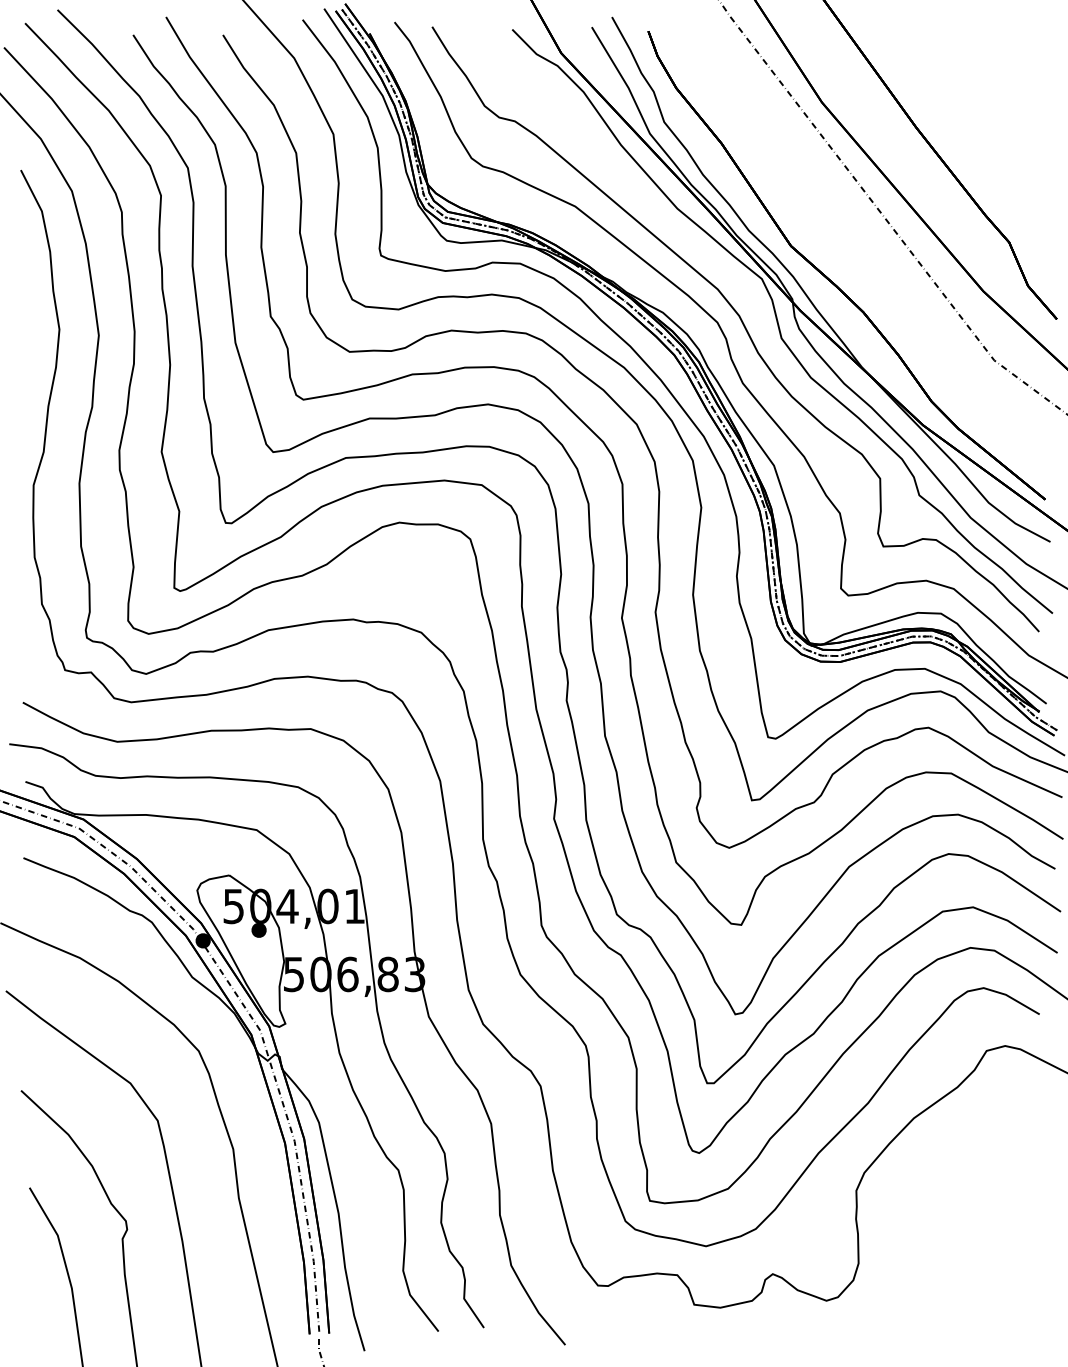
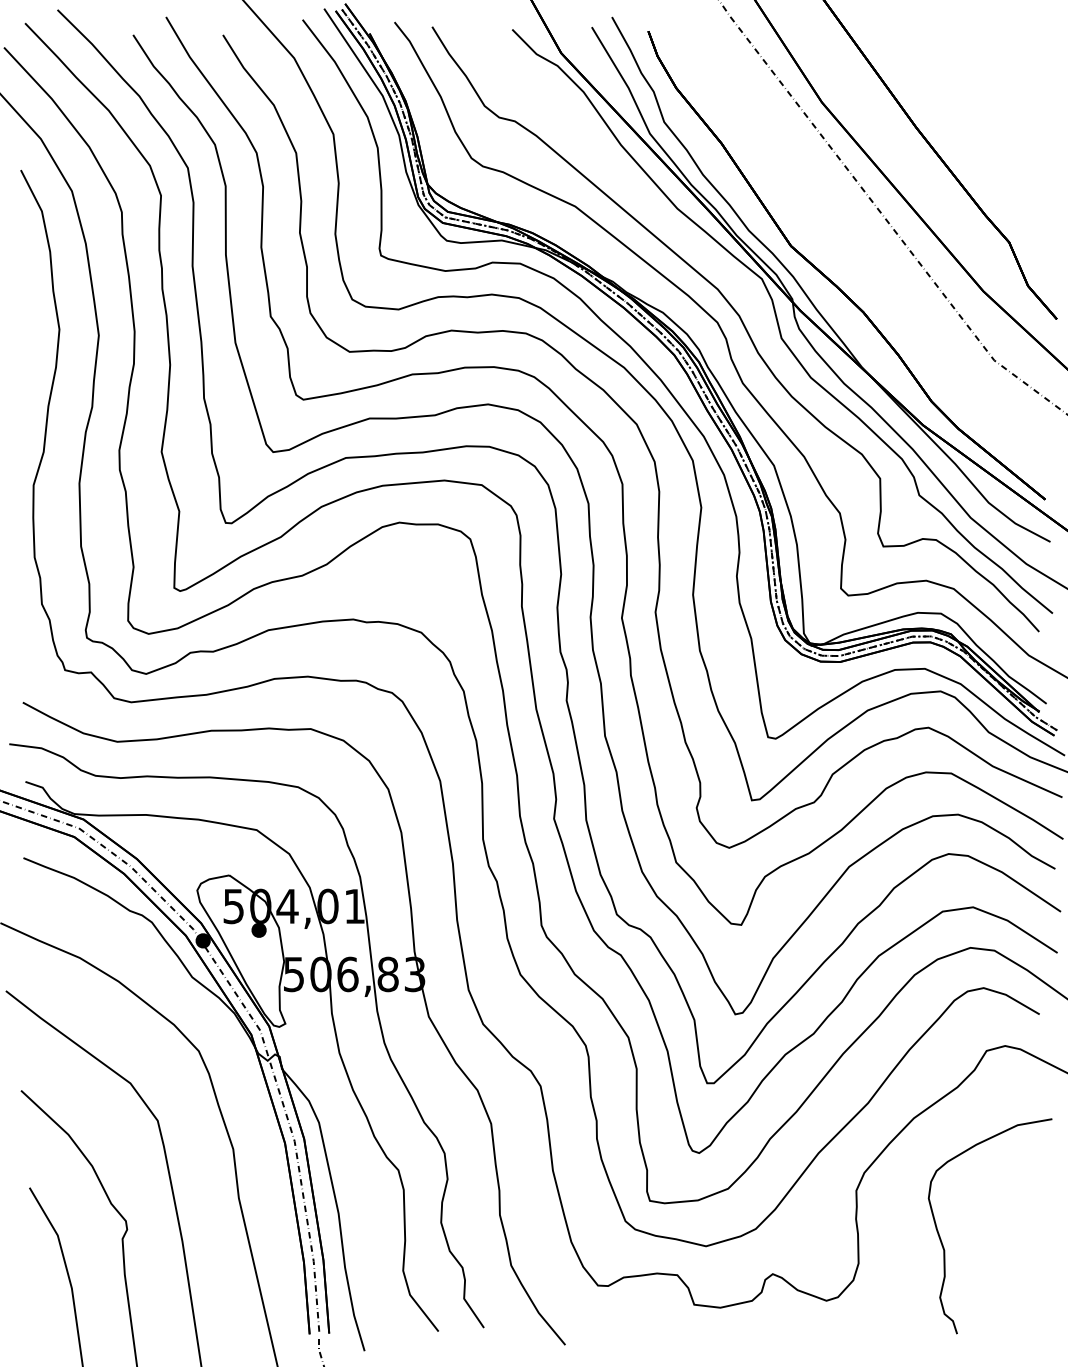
curve: none -> present (942, 1241)
